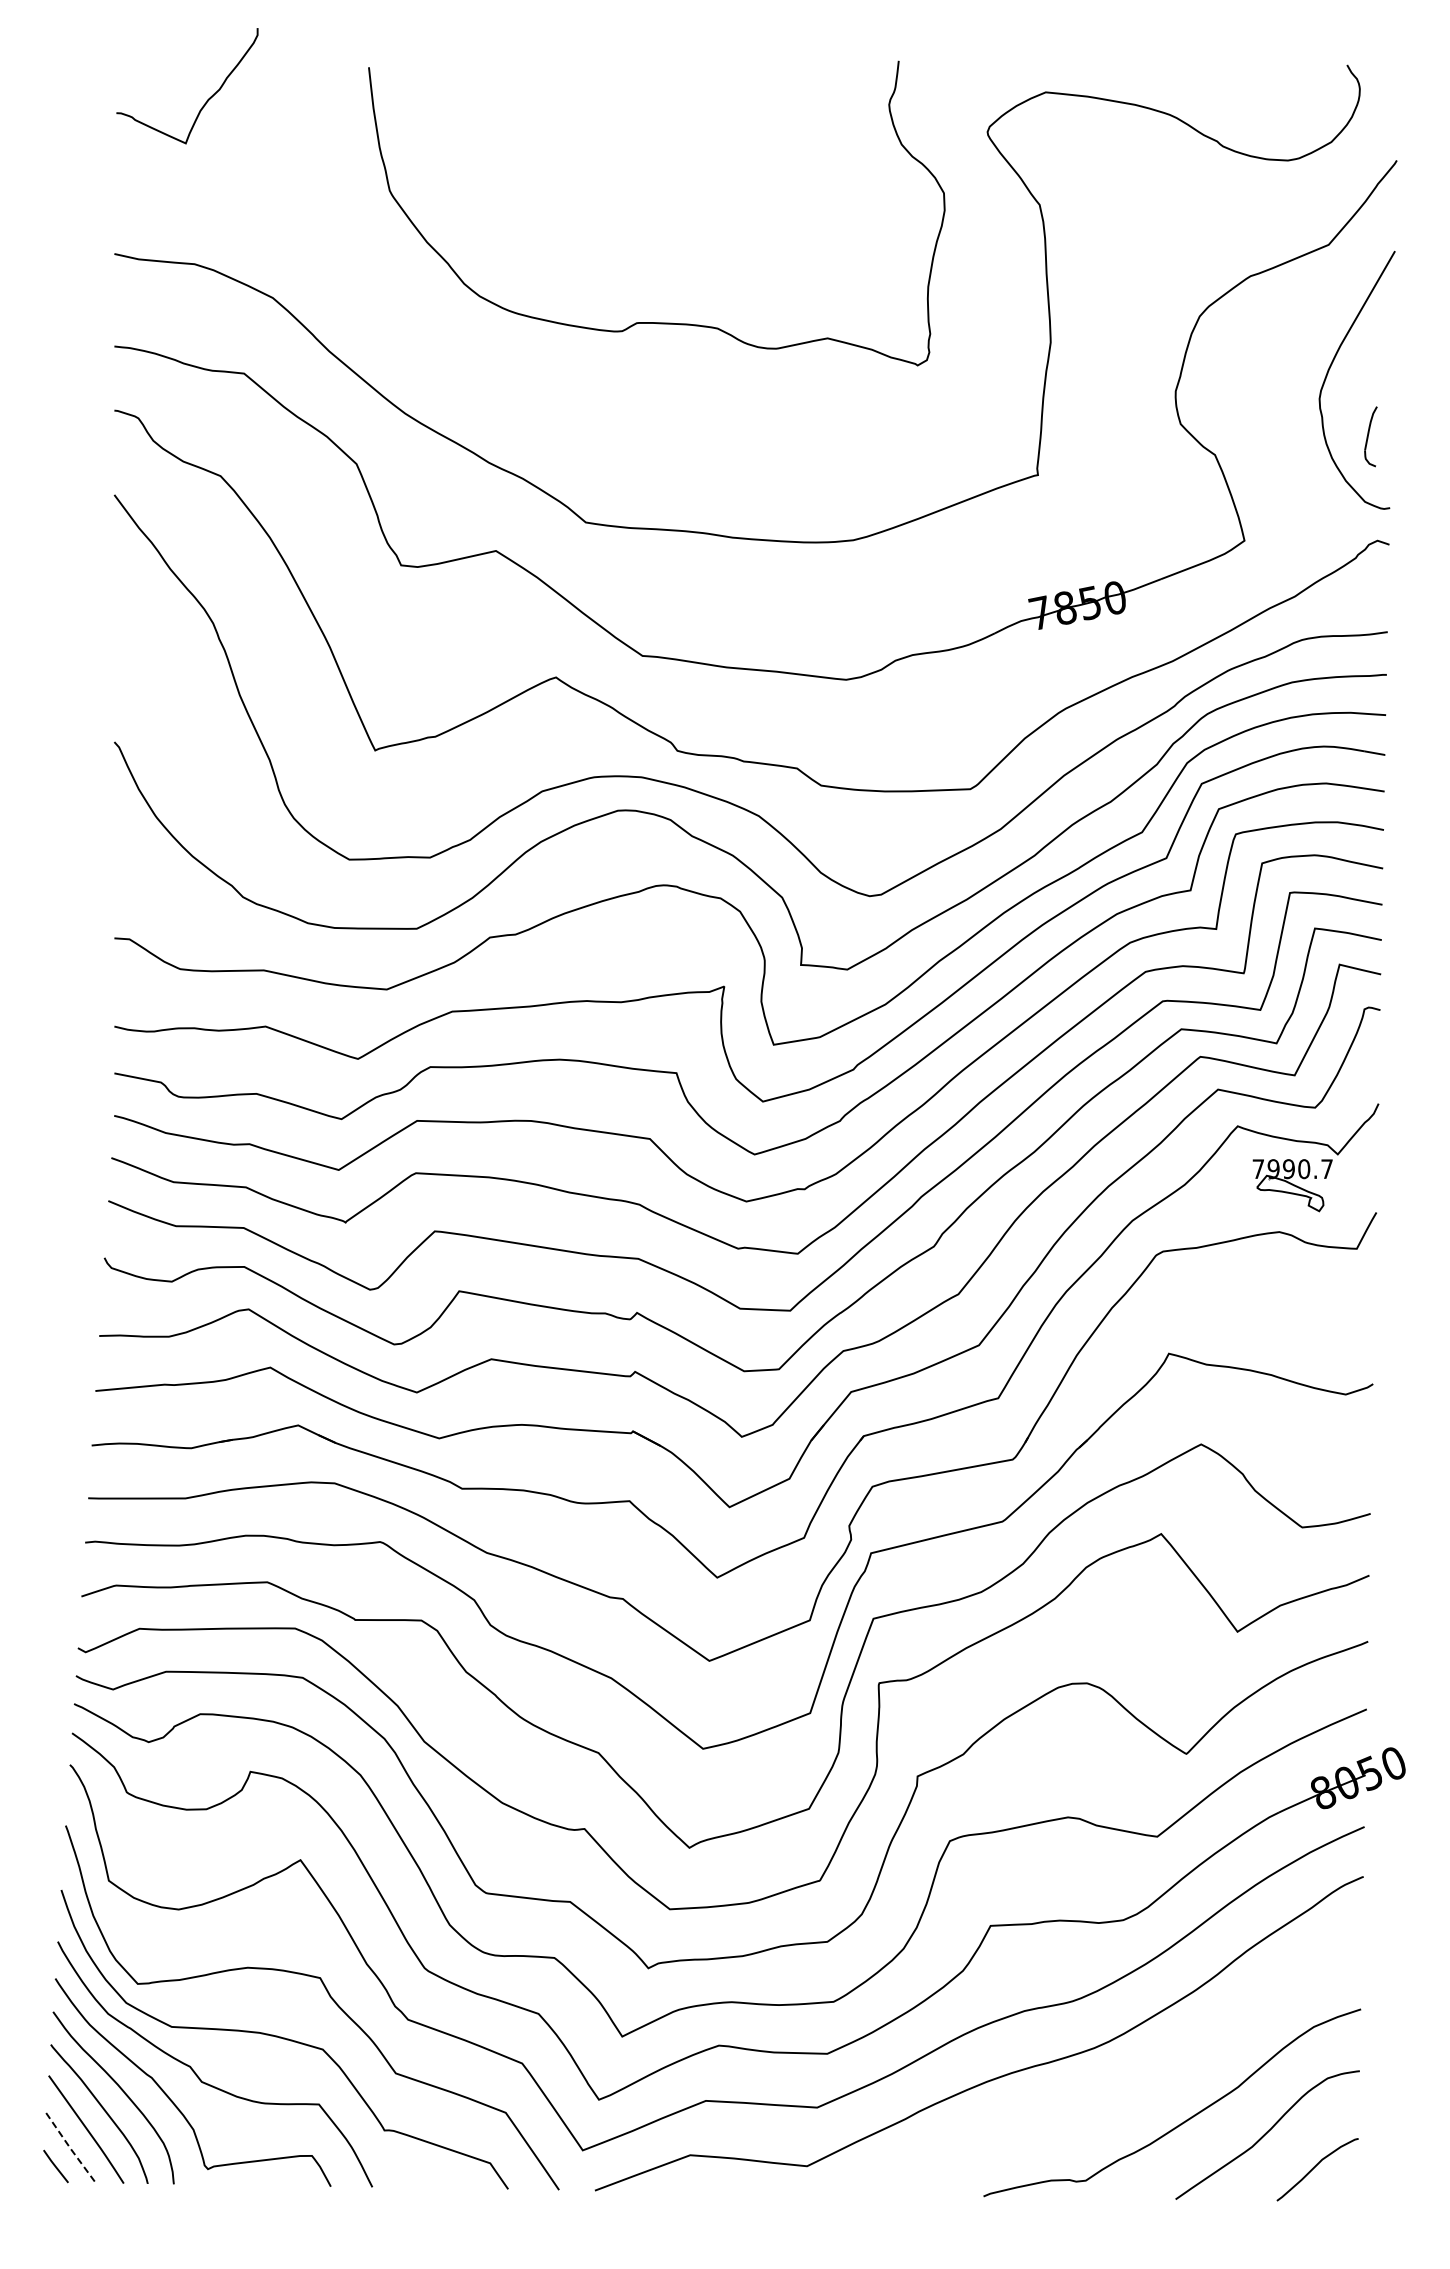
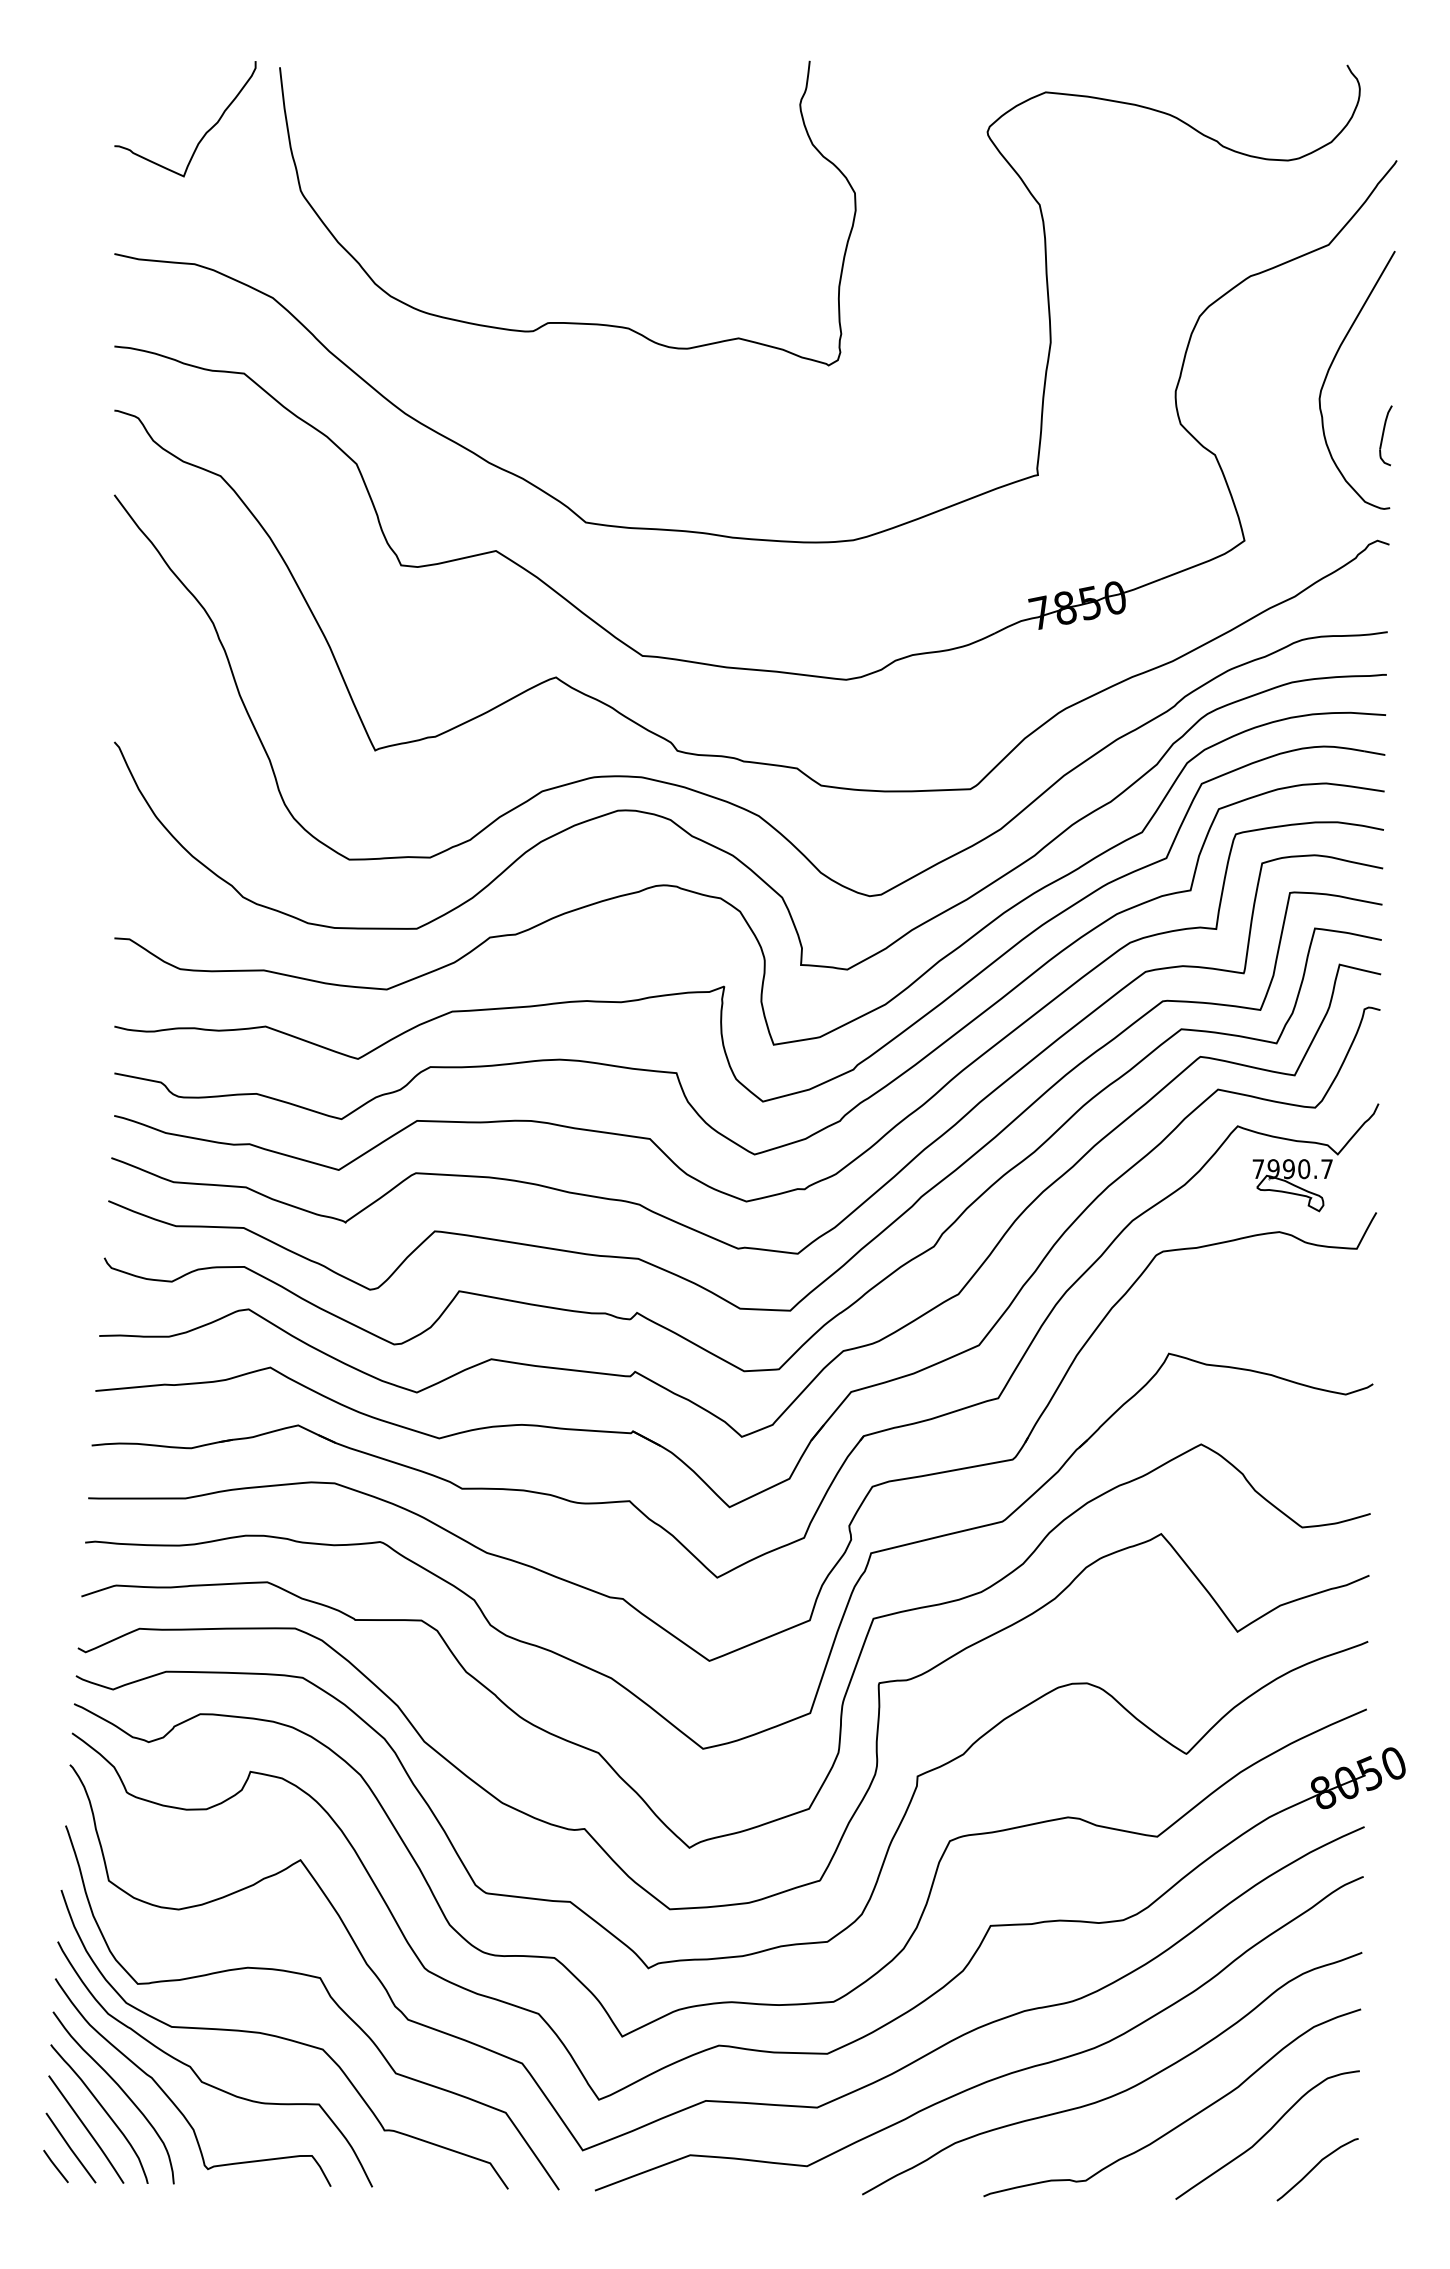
curve position: (206, 100) -> (204, 133) (204, 133)
curve position: (656, 322) -> (567, 322) (567, 322)
part position: (1370, 436) -> (1385, 435) (1385, 435)
curve: none -> present (1120, 2091)
line: dashed -> solid (70, 2149)
